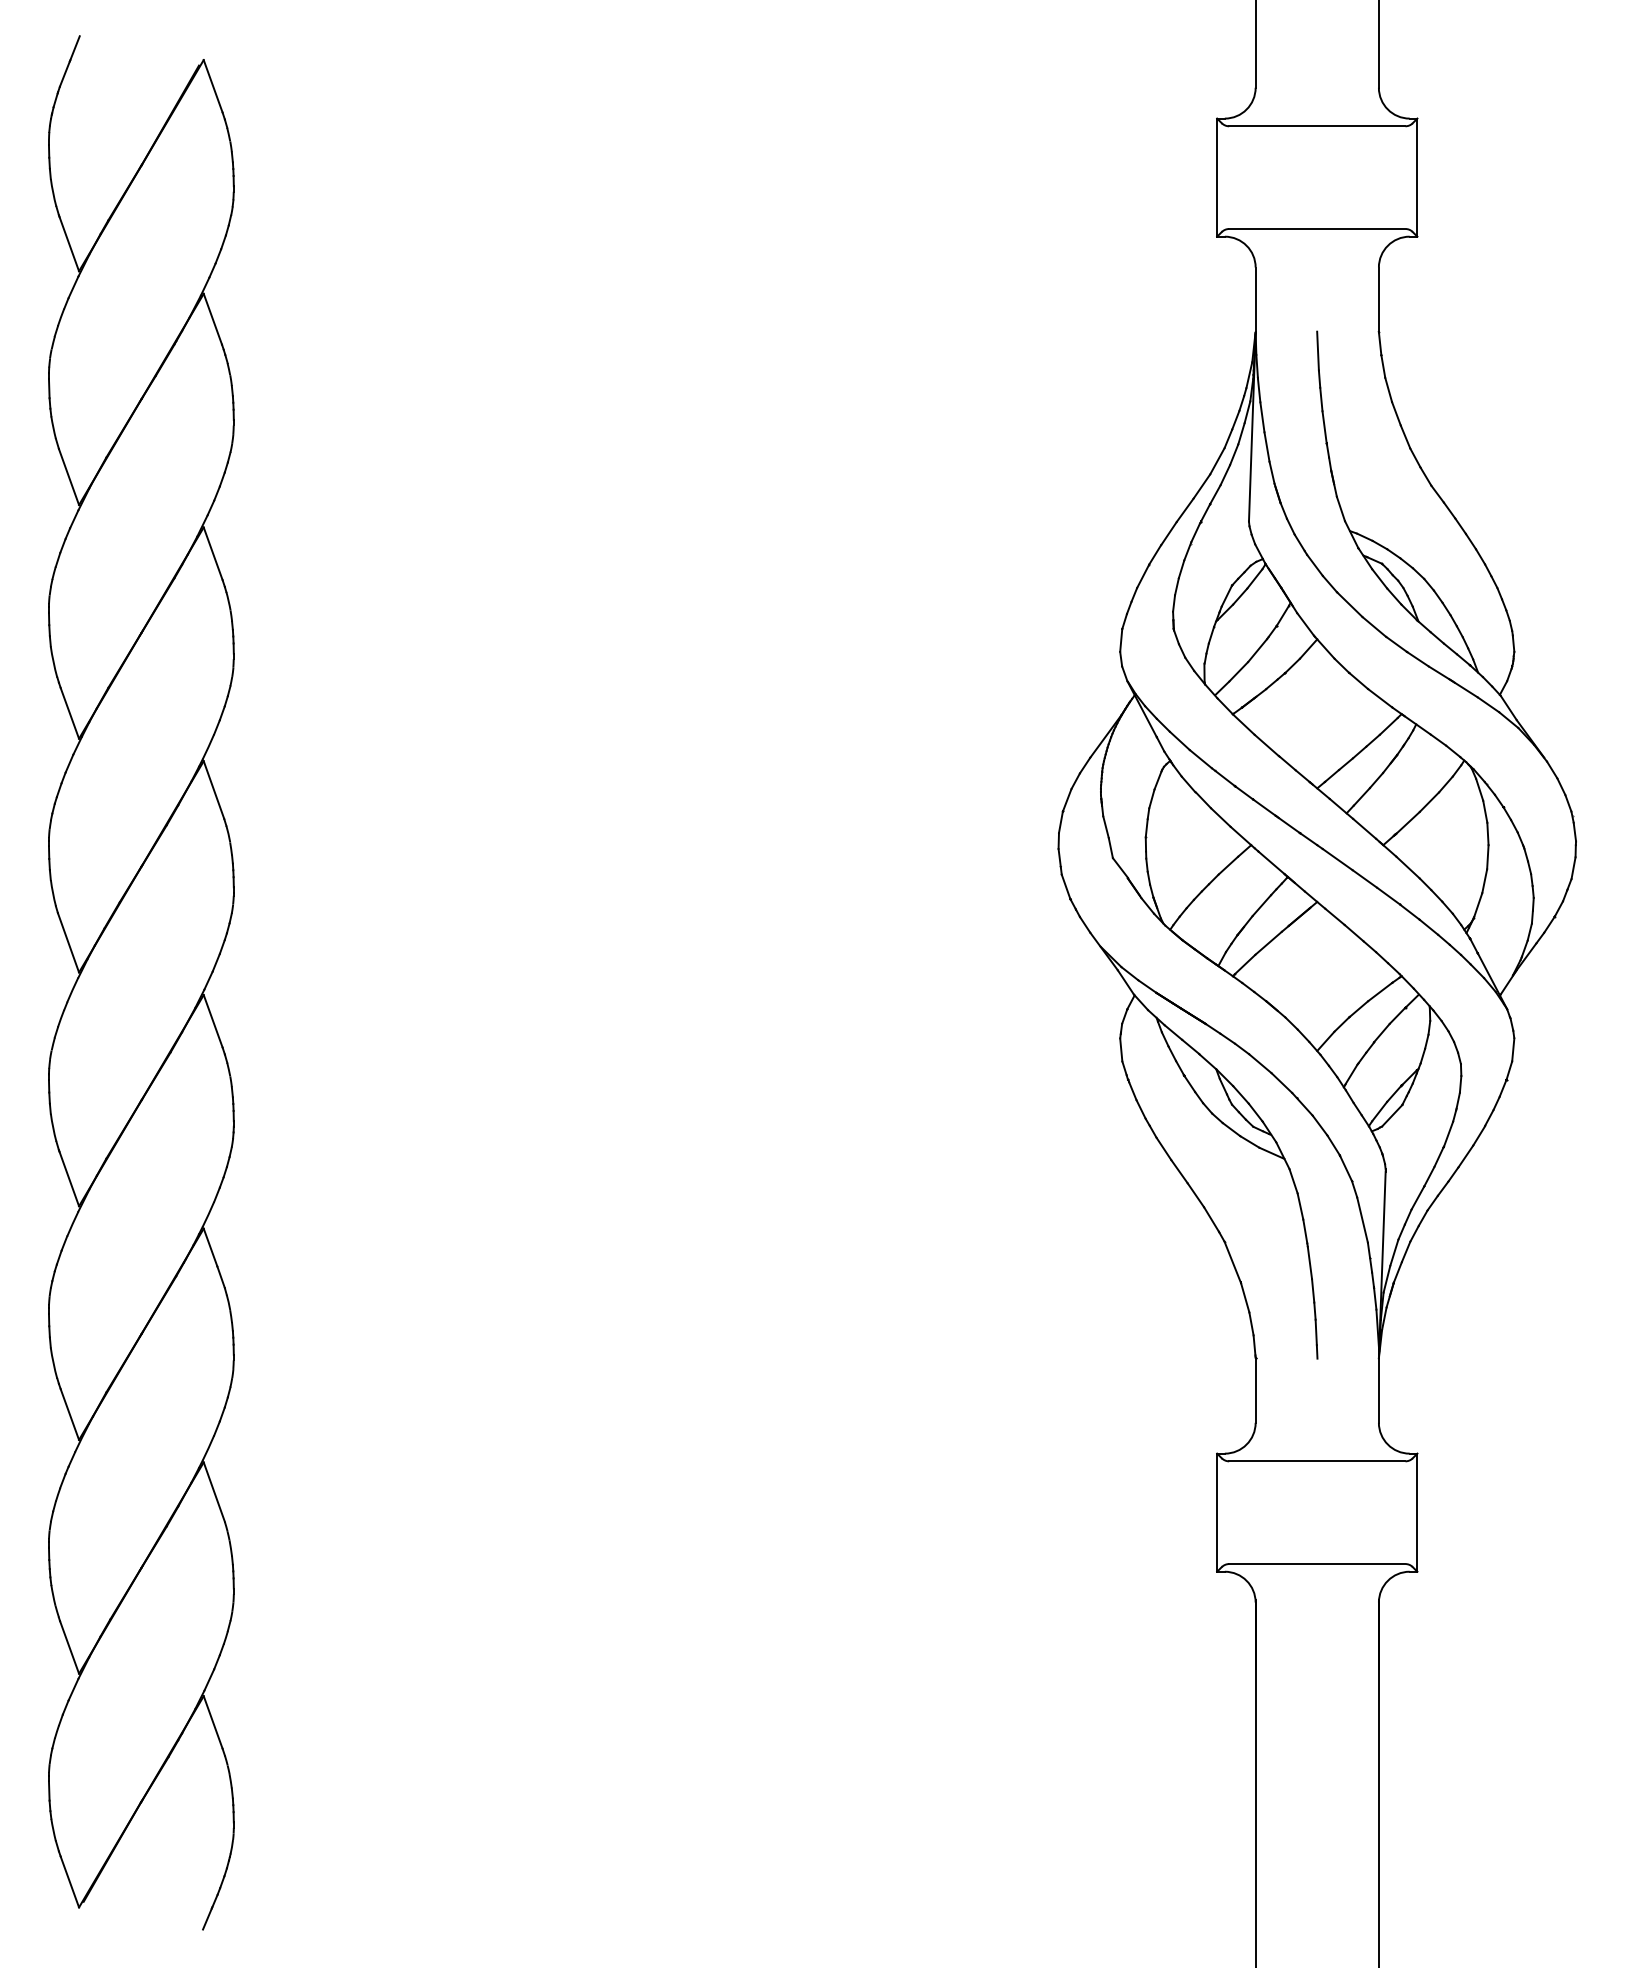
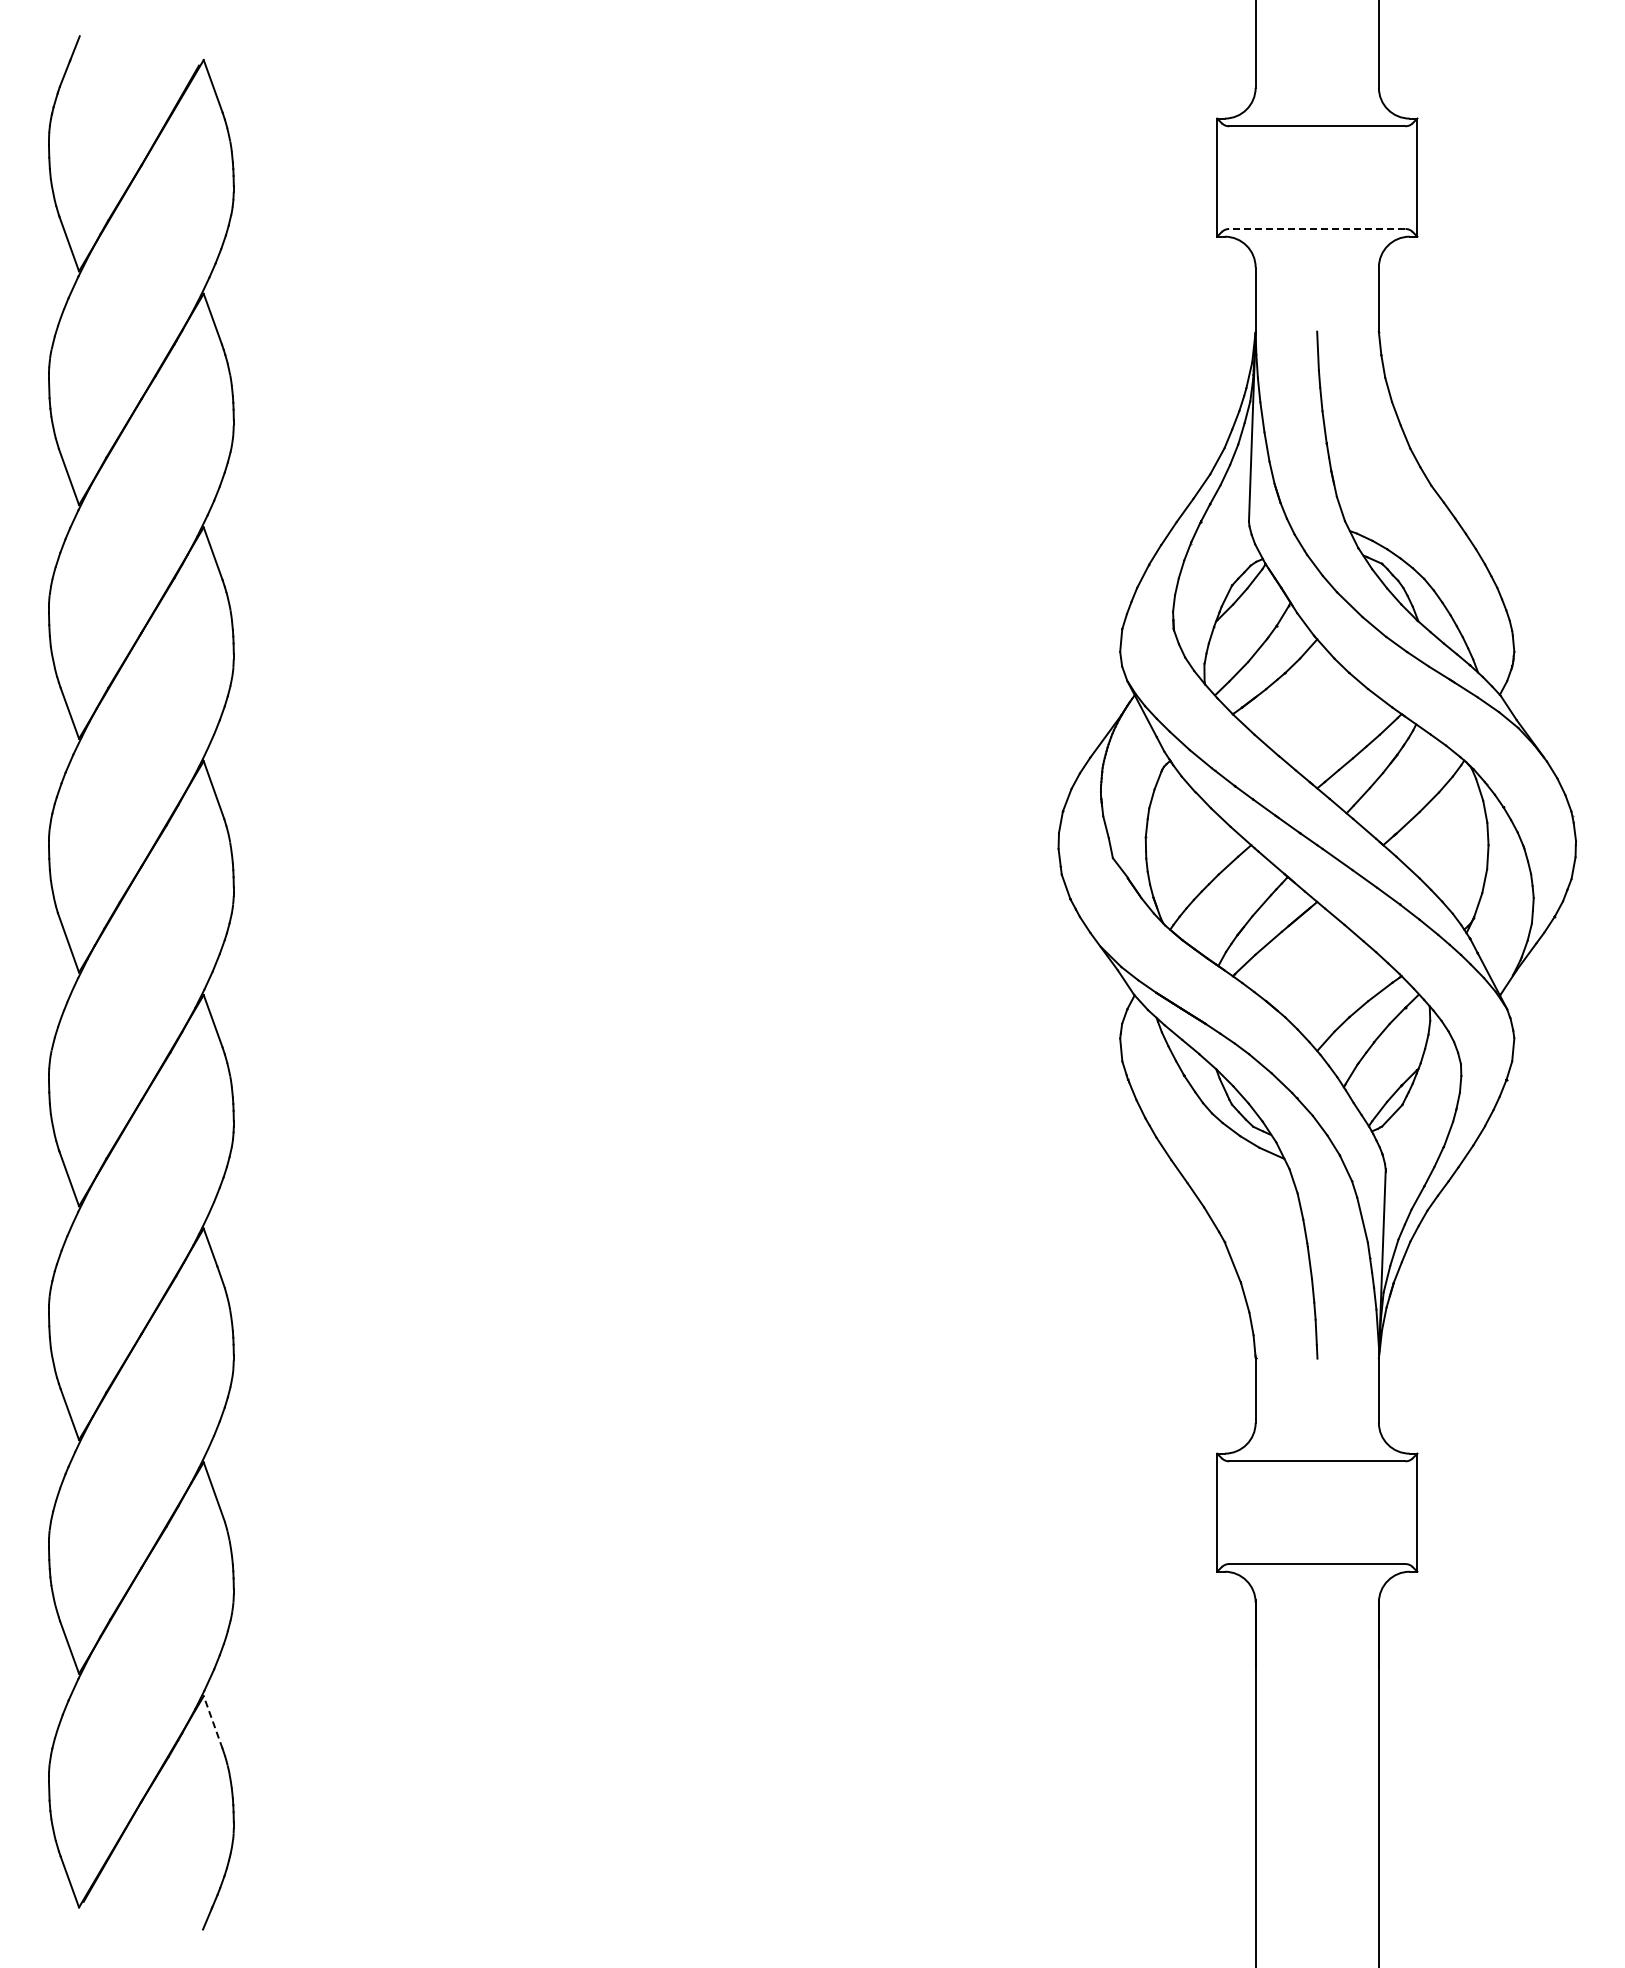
line: solid -> dashed (1316, 229)
line: solid -> dashed (213, 1722)
